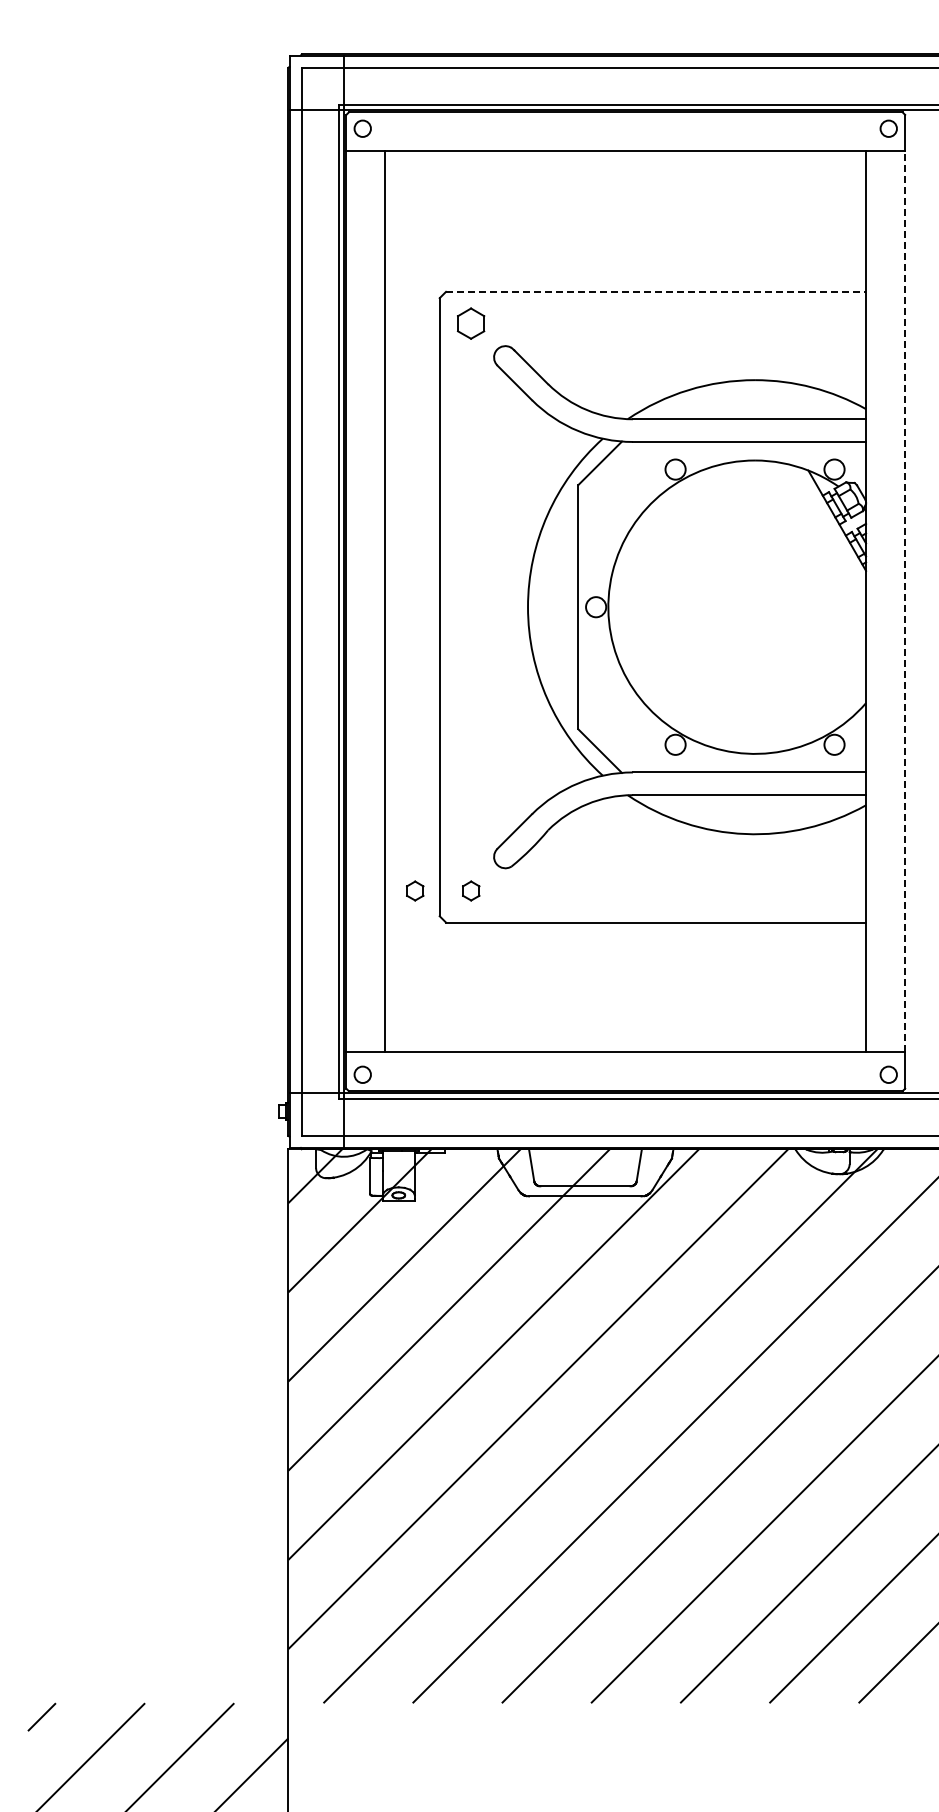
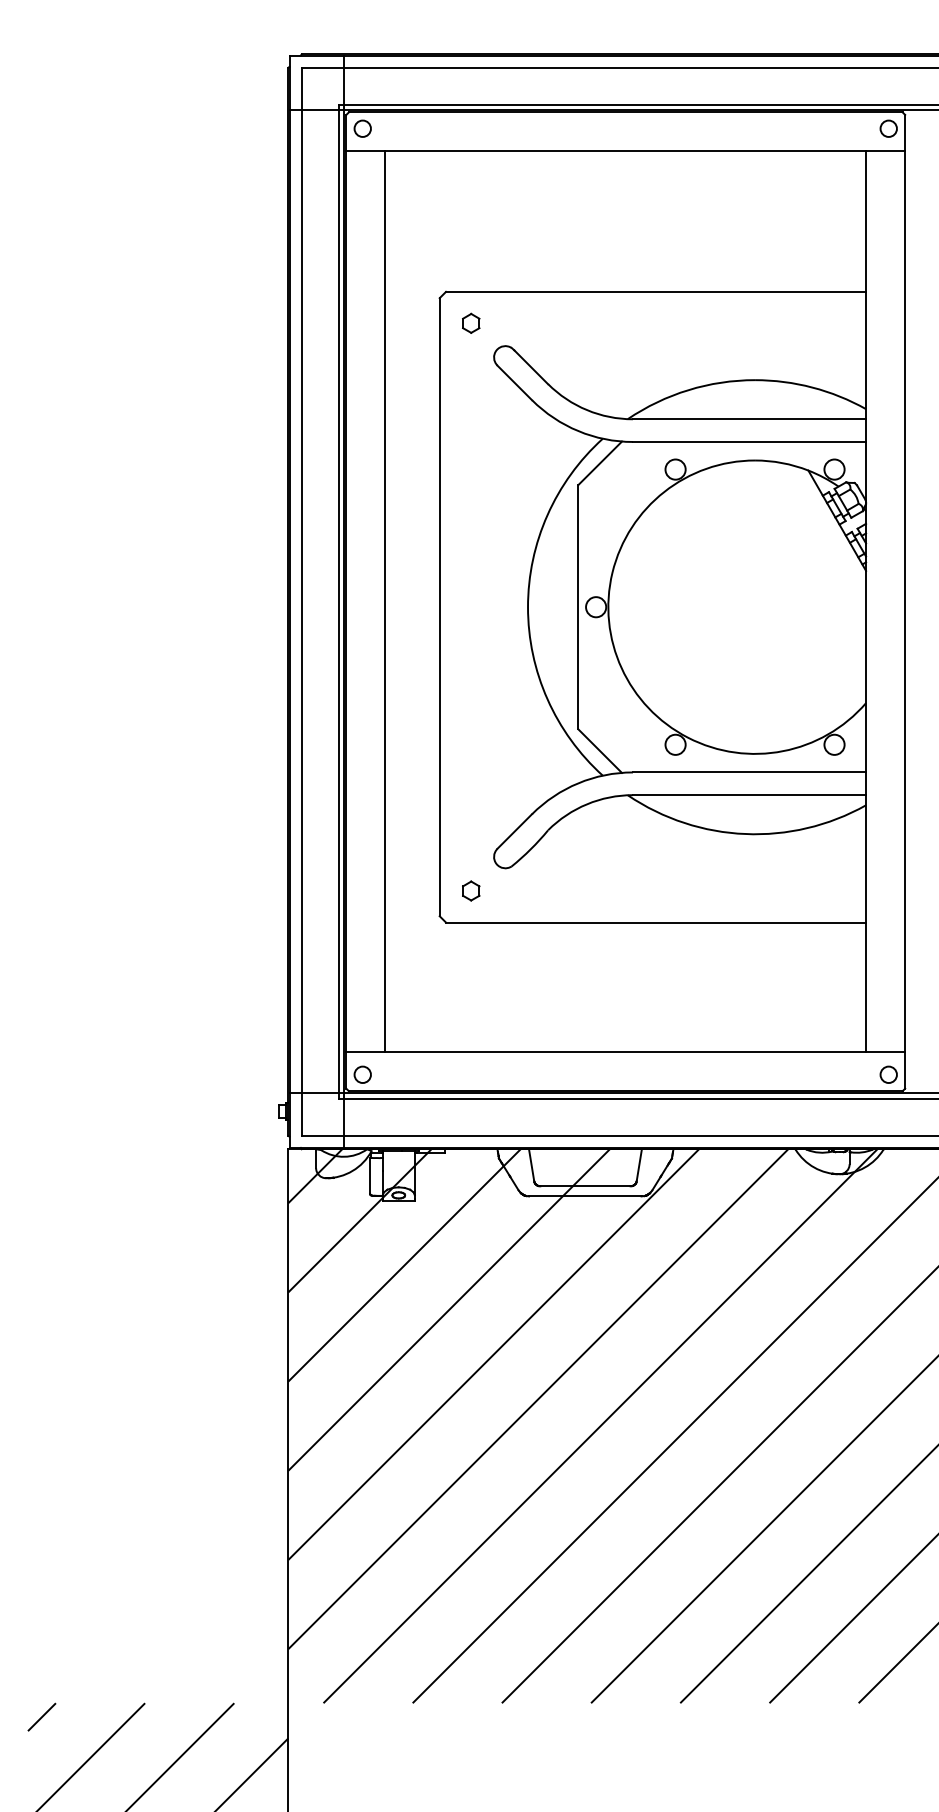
line: dashed -> solid (656, 291)
part size: 29x33 px -> 19x22 px (471, 322)
line: dashed -> solid (905, 601)
part: present -> none (415, 890)
